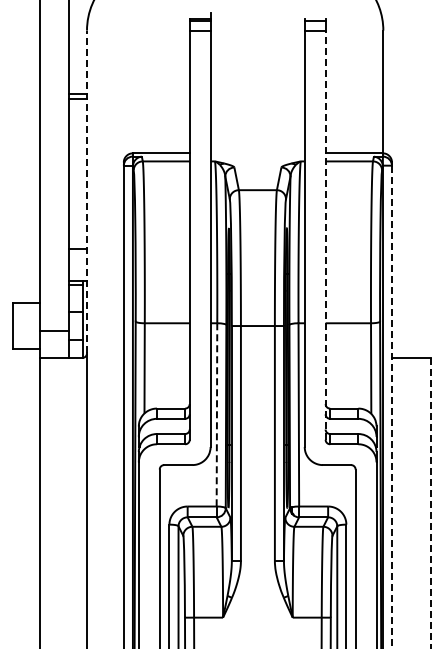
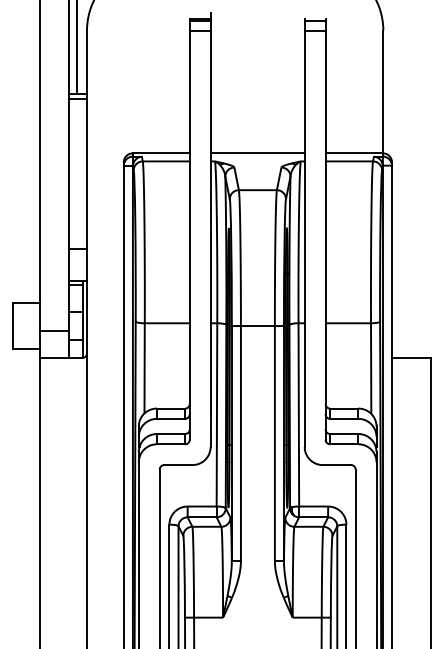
line: none -> present (77, 48)
line: none -> present (257, 153)
line: dashed -> solid (87, 191)
line: dashed -> solid (325, 235)
line: dashed -> solid (391, 407)
line: dashed -> solid (216, 414)
line: dashed -> solid (430, 503)
